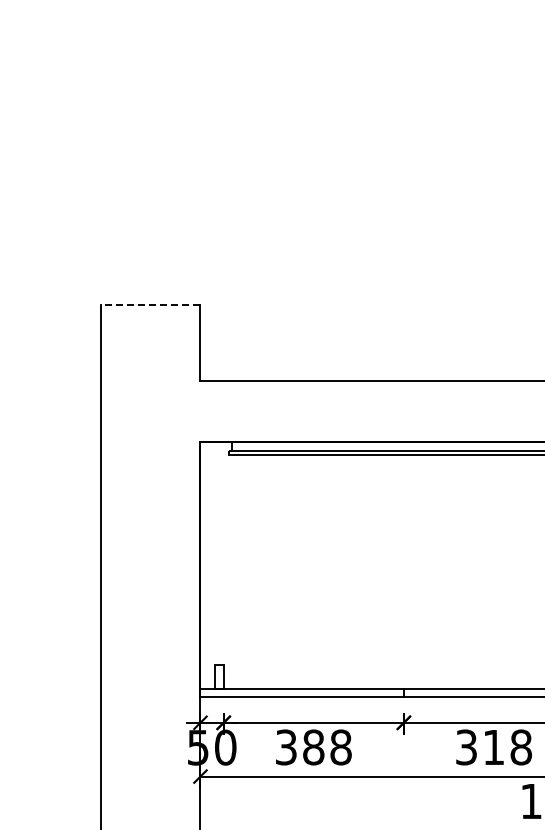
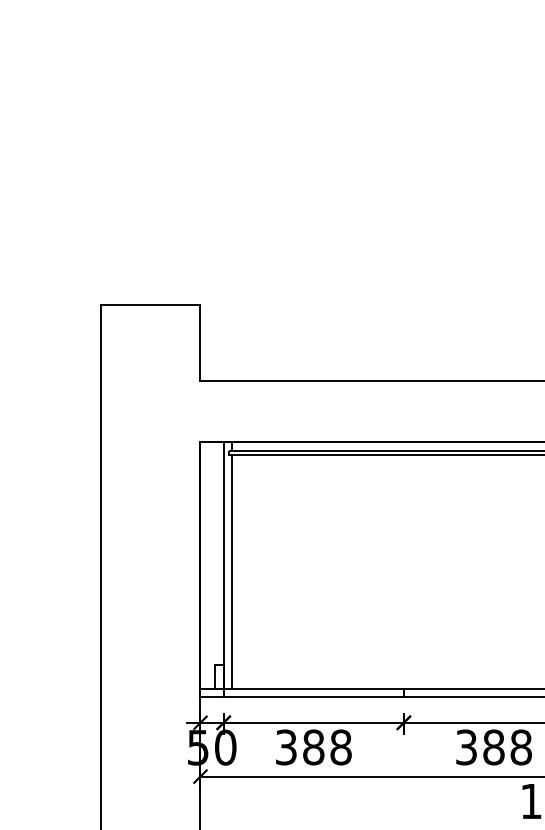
line: dashed -> solid (150, 304)
line: none -> present (223, 569)
line: none -> present (232, 571)
text: 318 -> 388 (493, 747)
